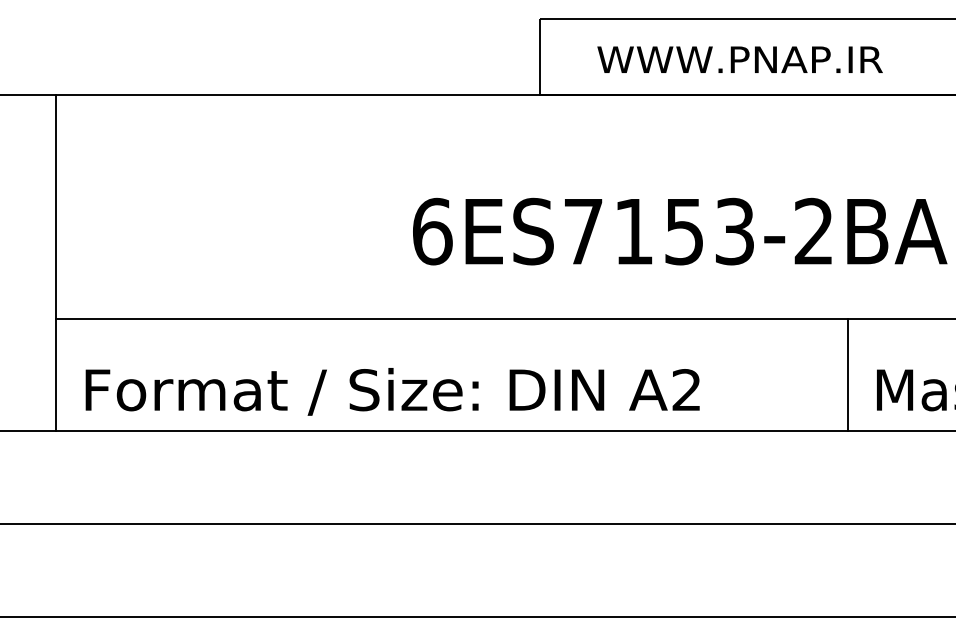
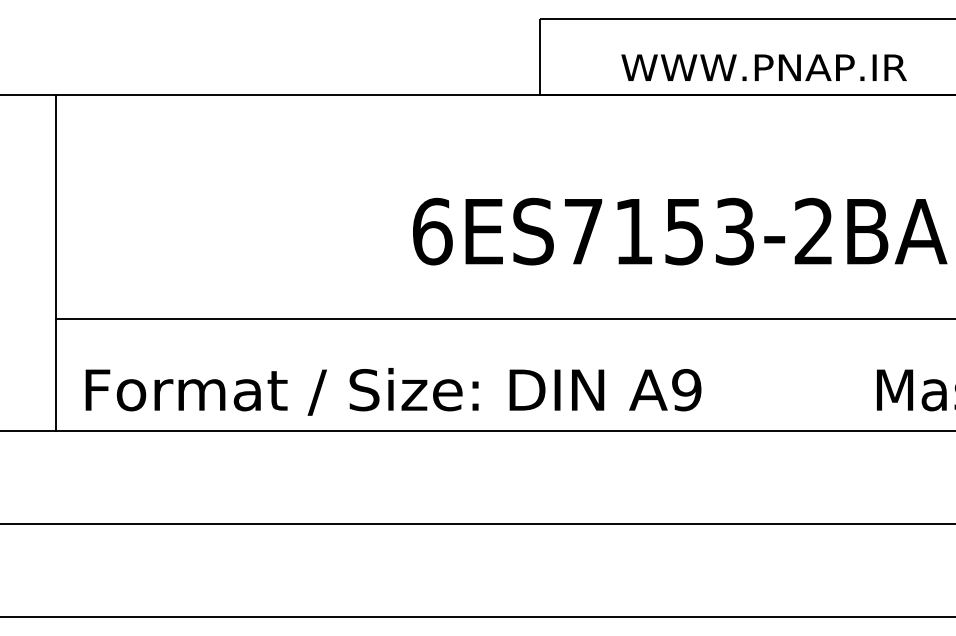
text position: (739, 59) -> (763, 67) (763, 67)
line: present -> none (847, 374)
text: A2 -> A9 (686, 390)
